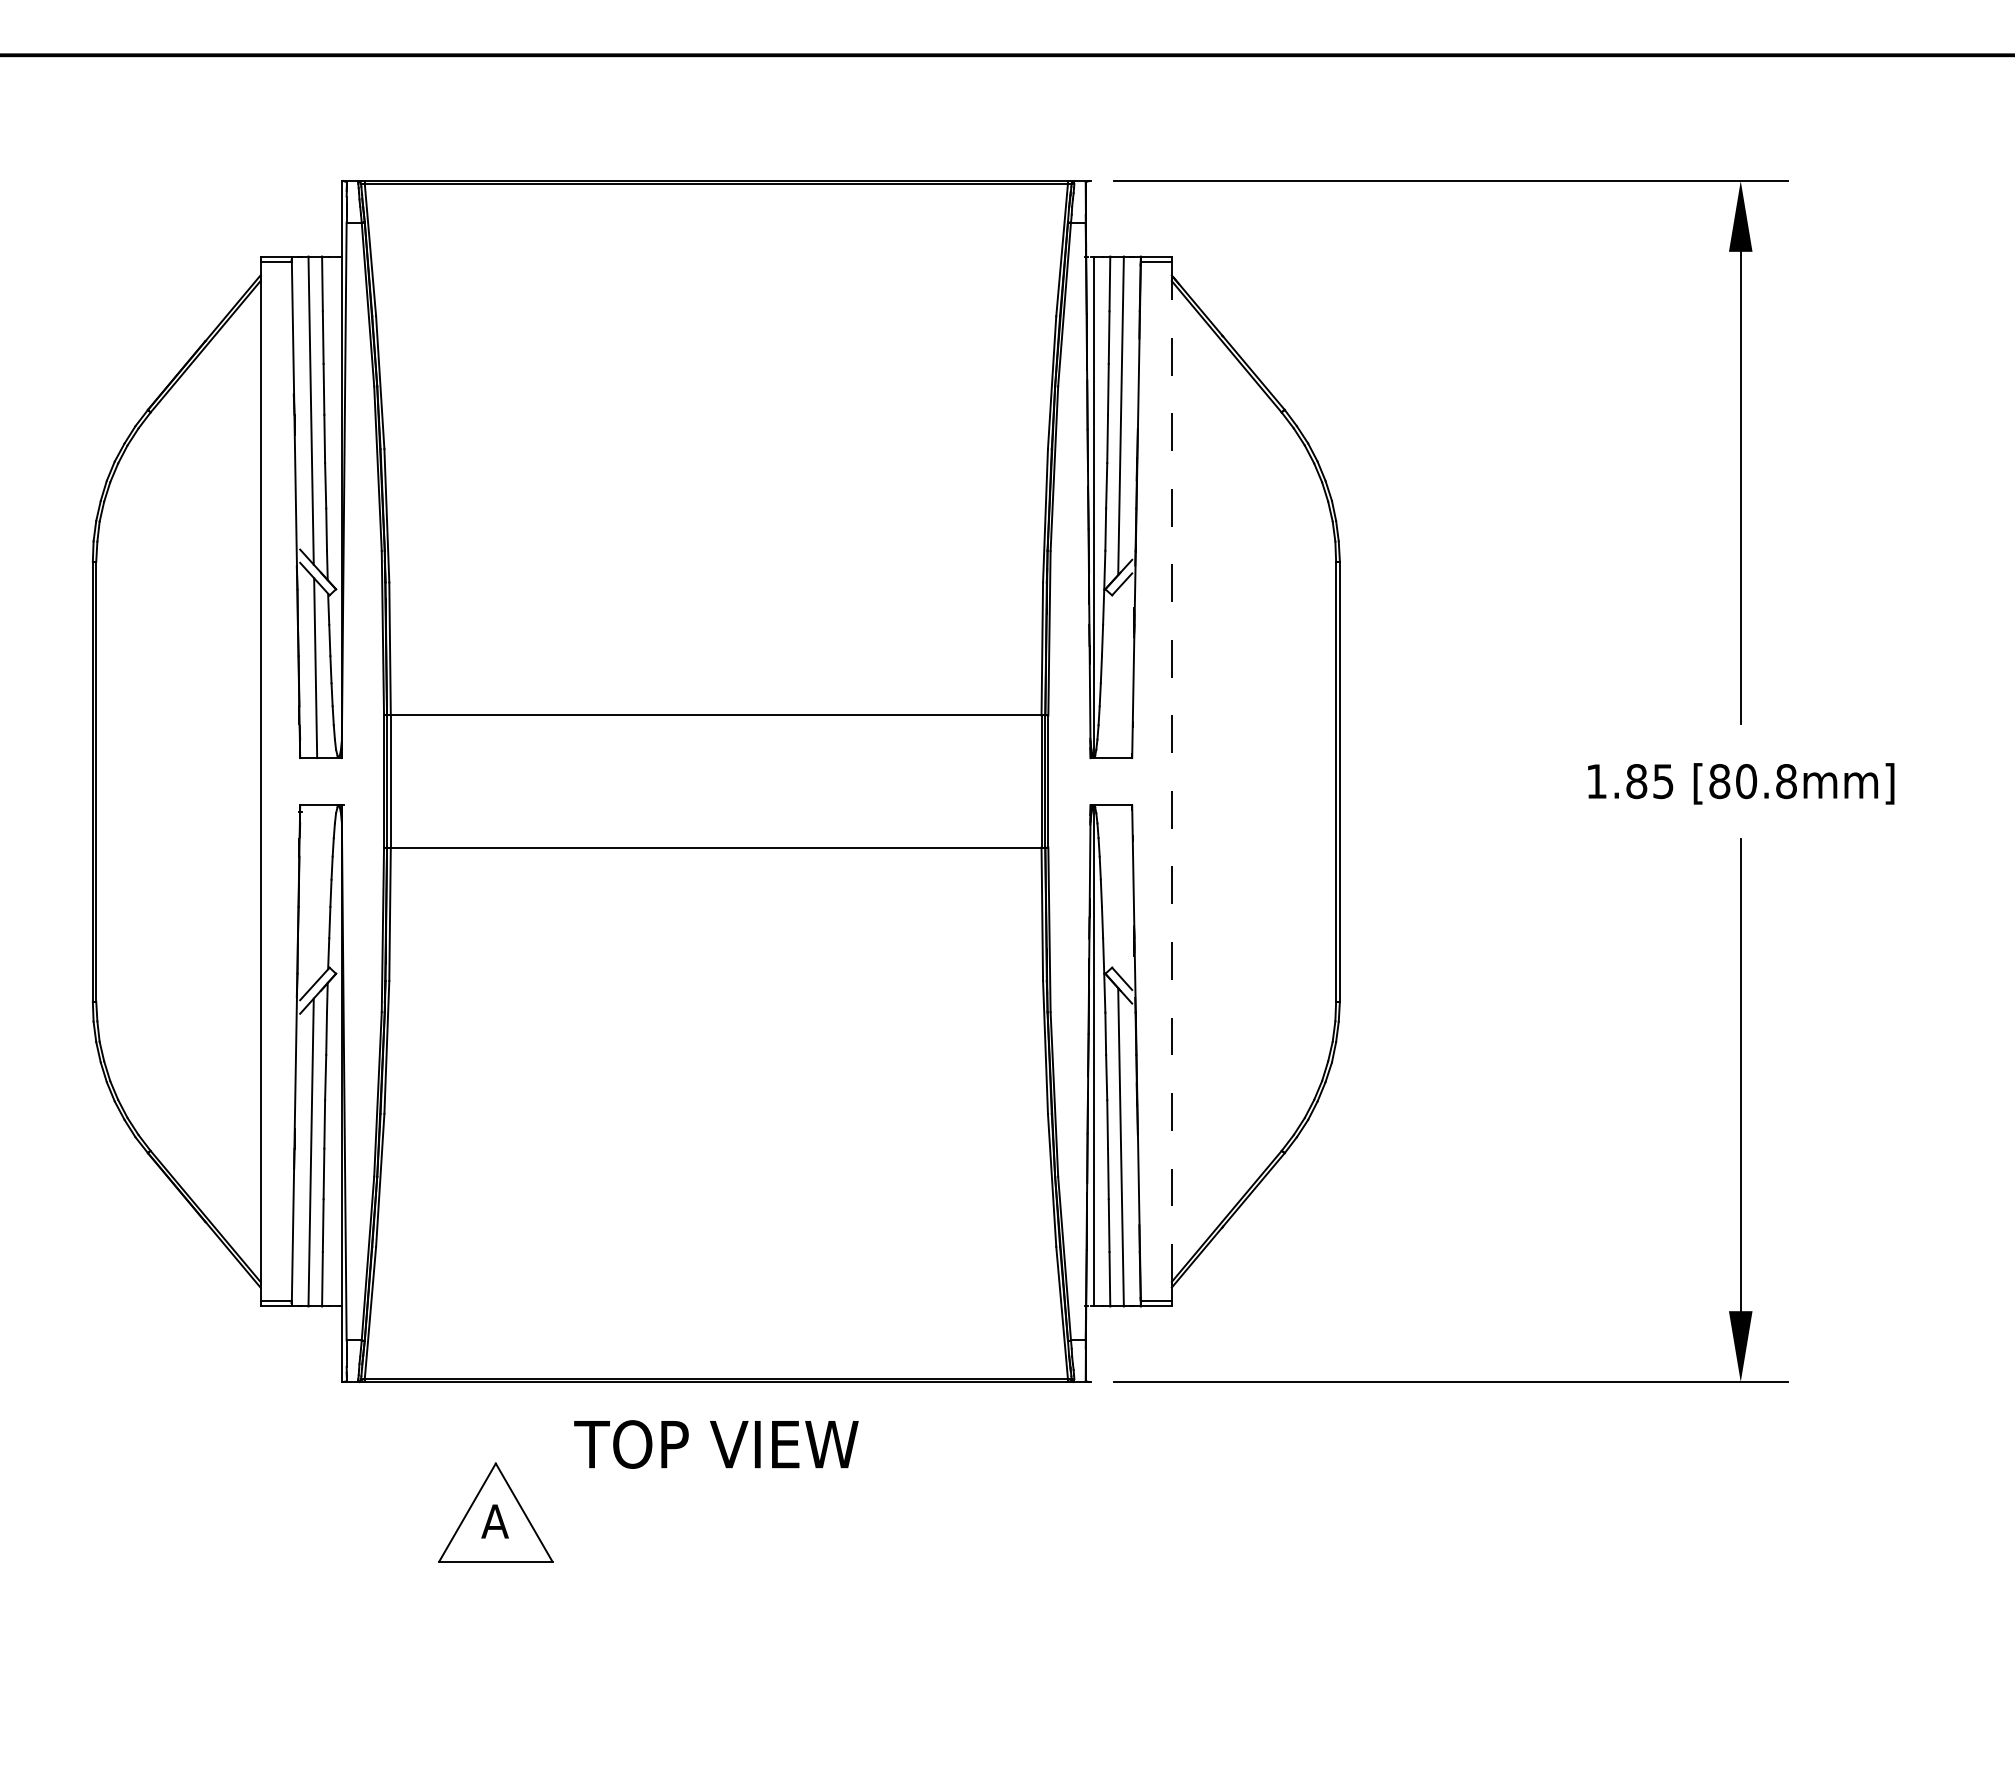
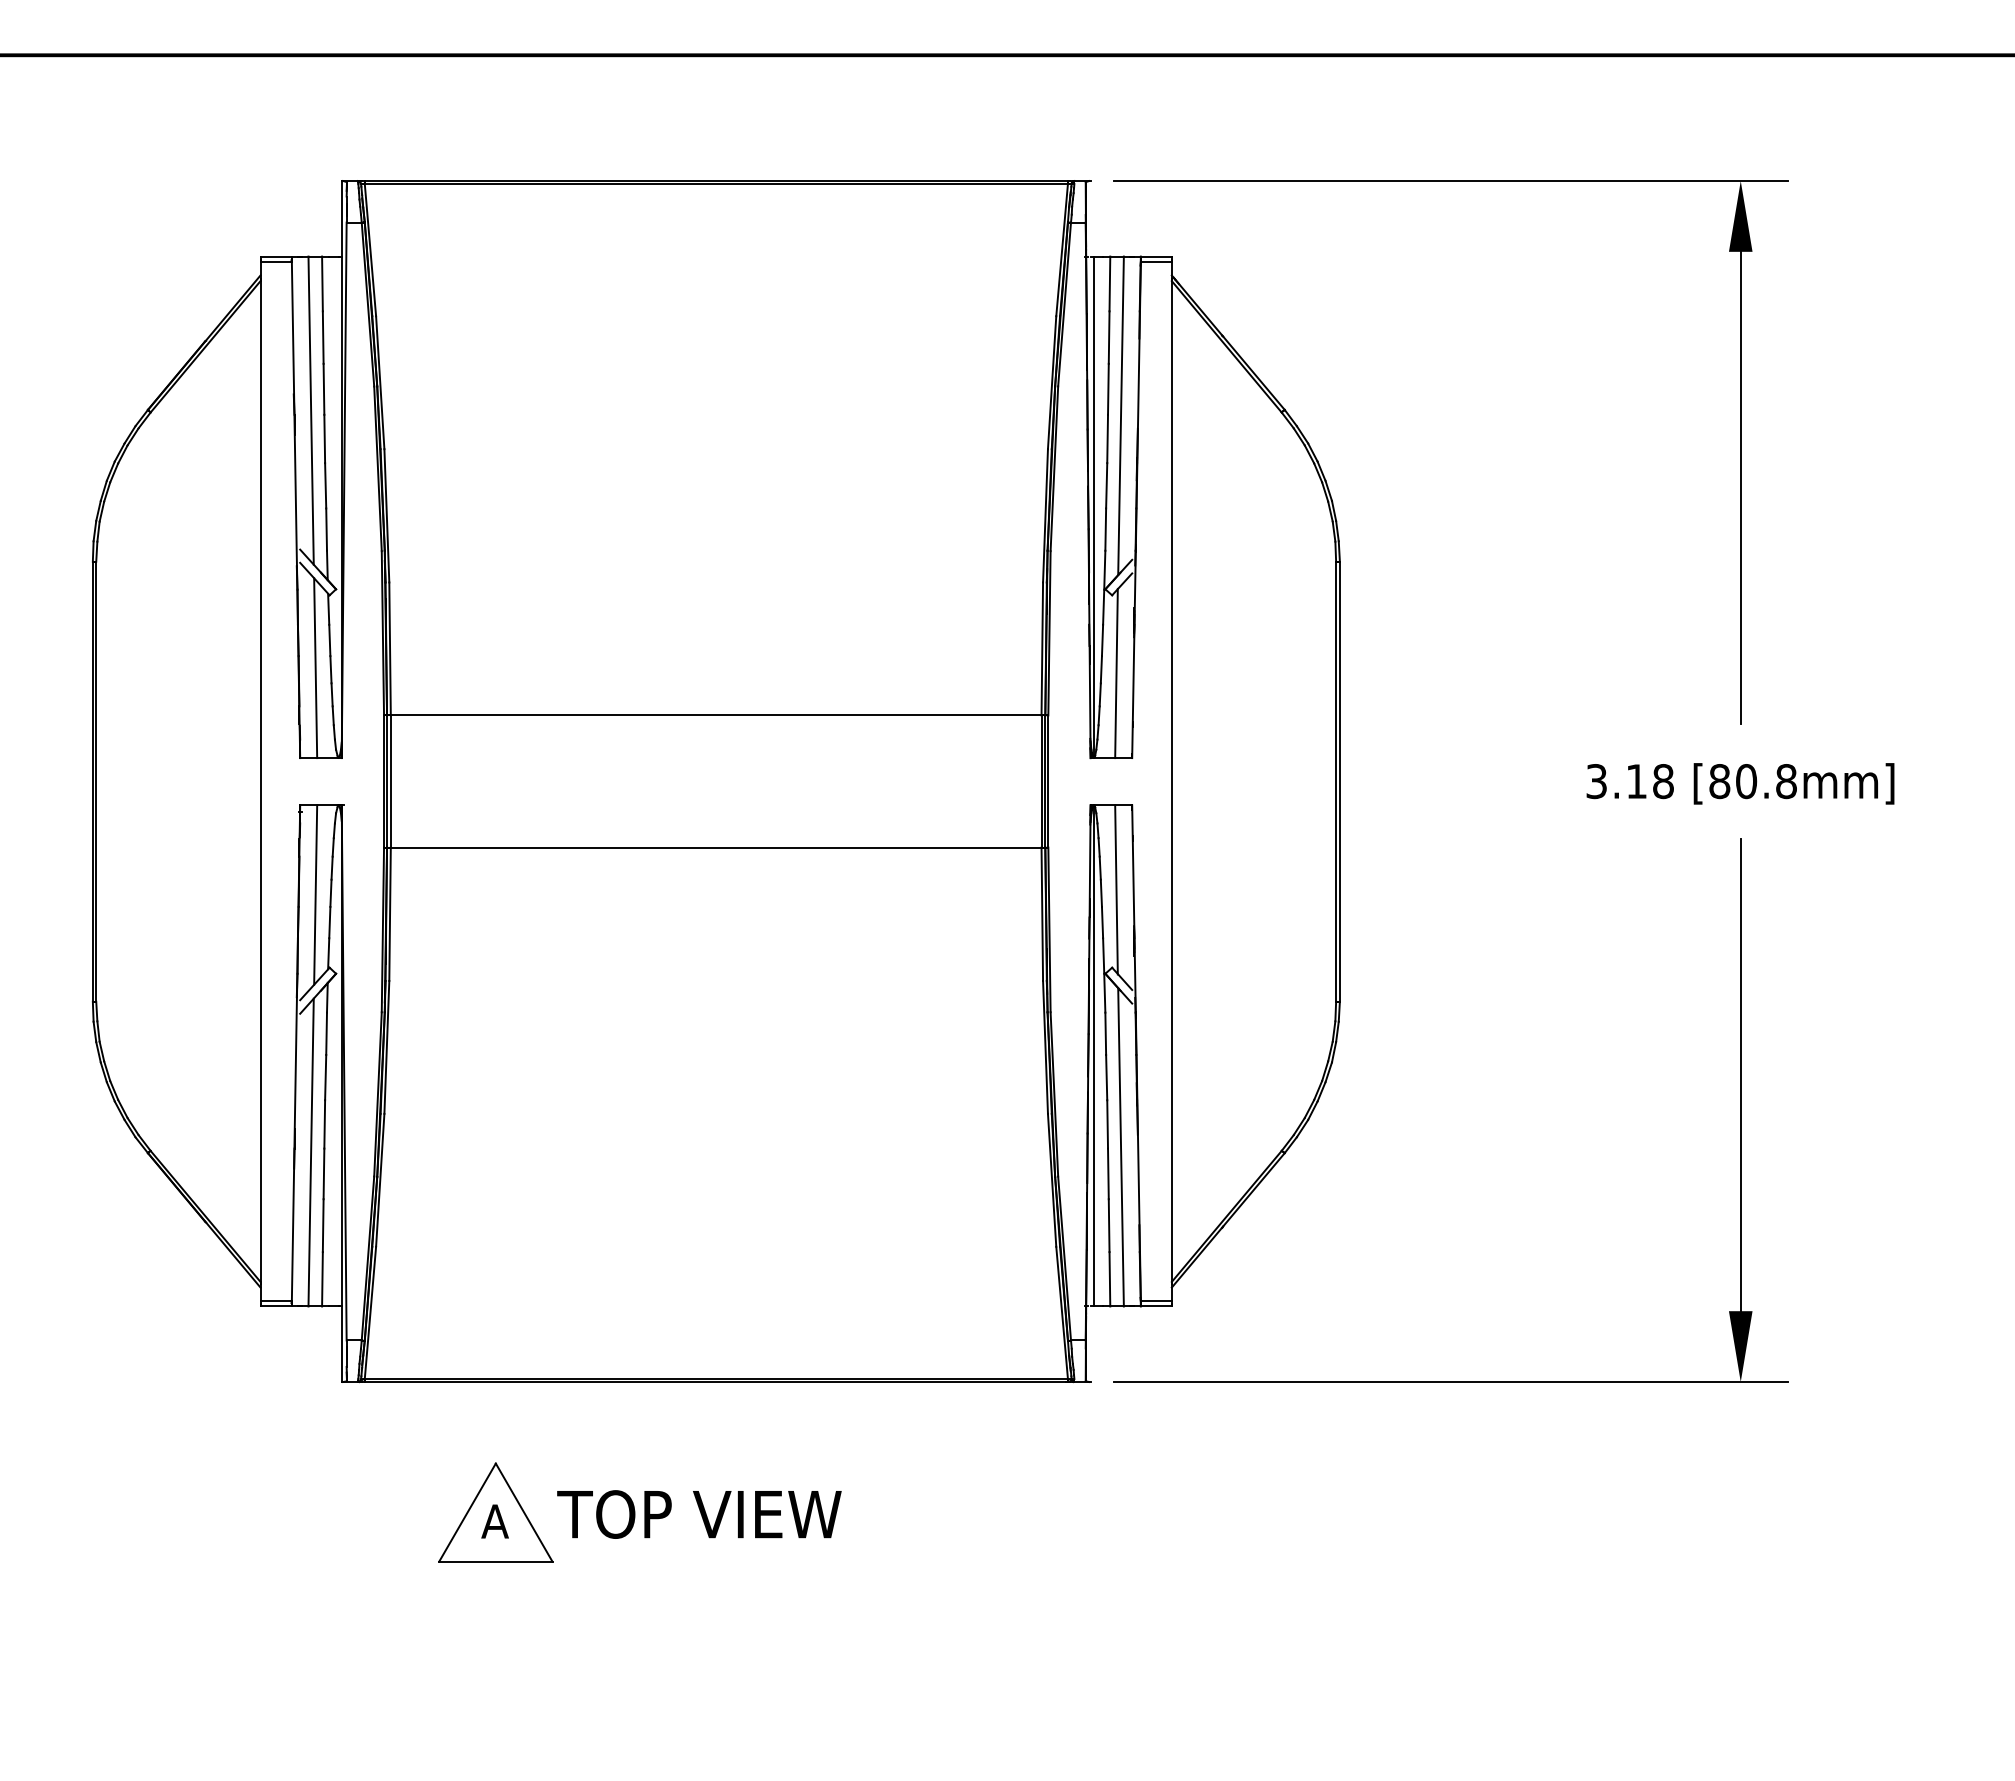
line: none -> present (1116, 673)
line: dashed -> solid (1171, 781)
text: 1.85 -> 3.18 (1629, 781)
line: none -> present (1116, 889)
line: none -> present (315, 894)
text position: (716, 1444) -> (699, 1514) (699, 1514)
